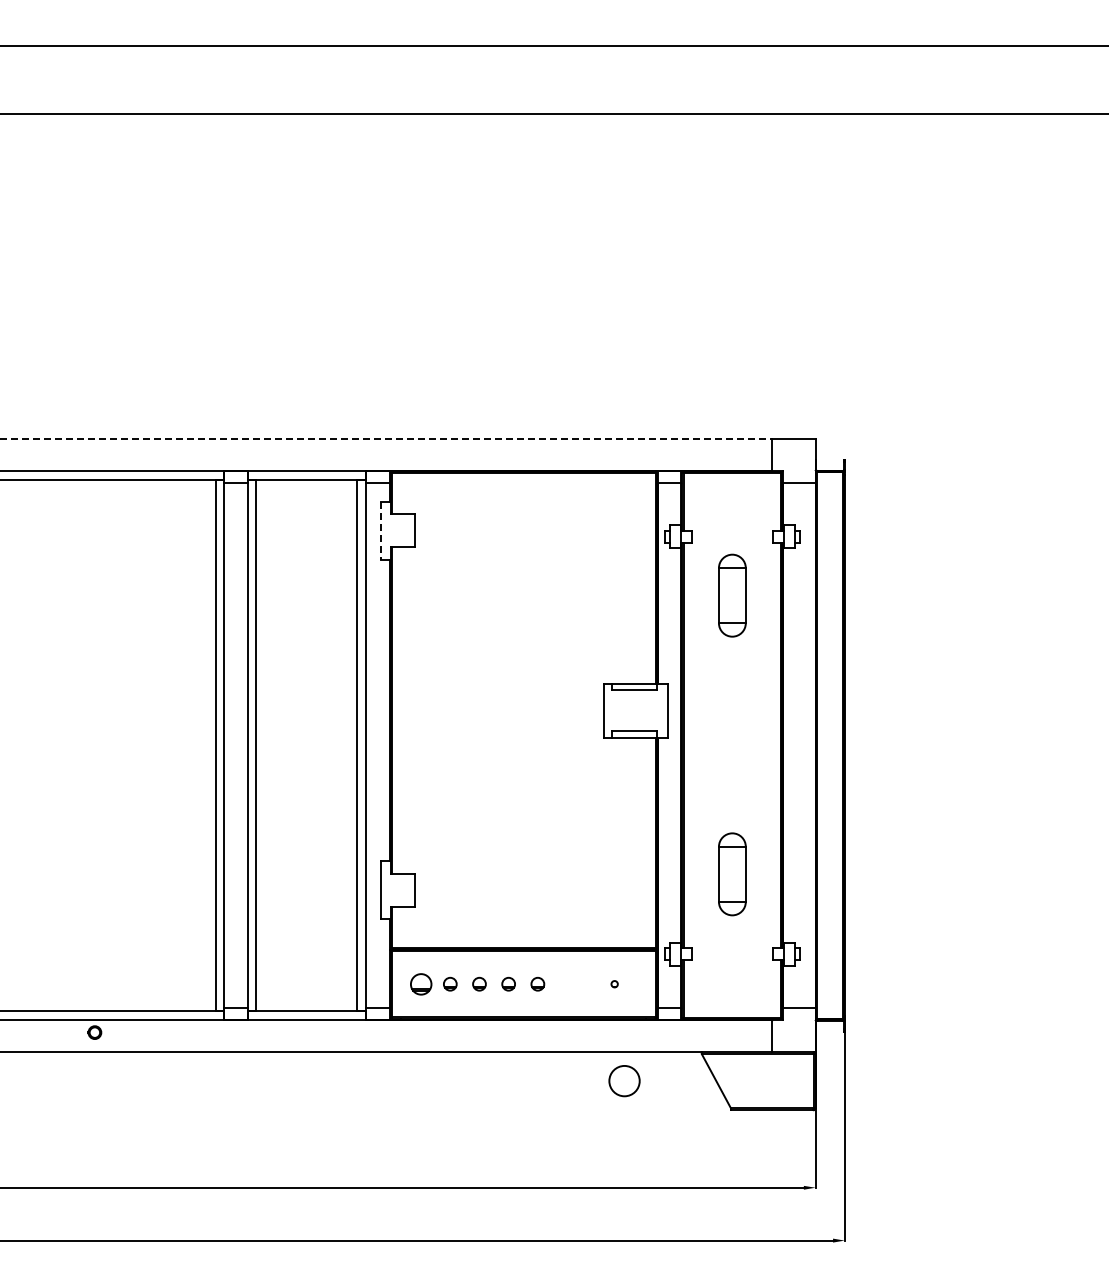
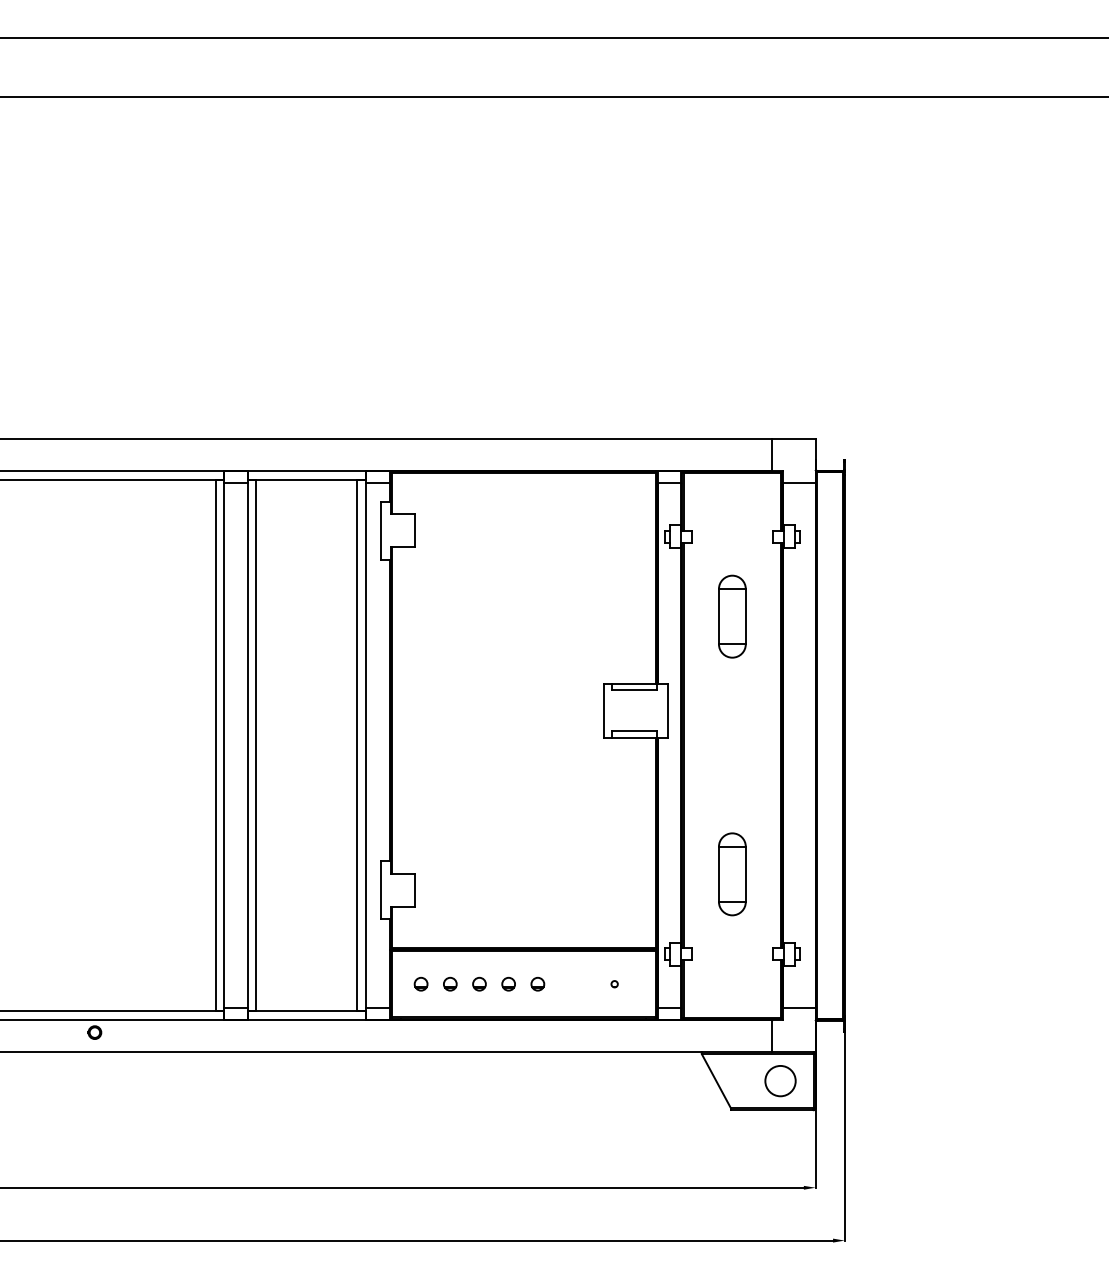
line position: (553, 46) -> (553, 38) (553, 38)
line position: (553, 113) -> (553, 96) (553, 96)
line: dashed -> solid (386, 439)
line: dashed -> solid (380, 531)
part position: (732, 595) -> (732, 616) (732, 616)
part size: 23x23 px -> 16x16 px (420, 983)
circle position: (624, 1081) -> (780, 1081) (780, 1081)
